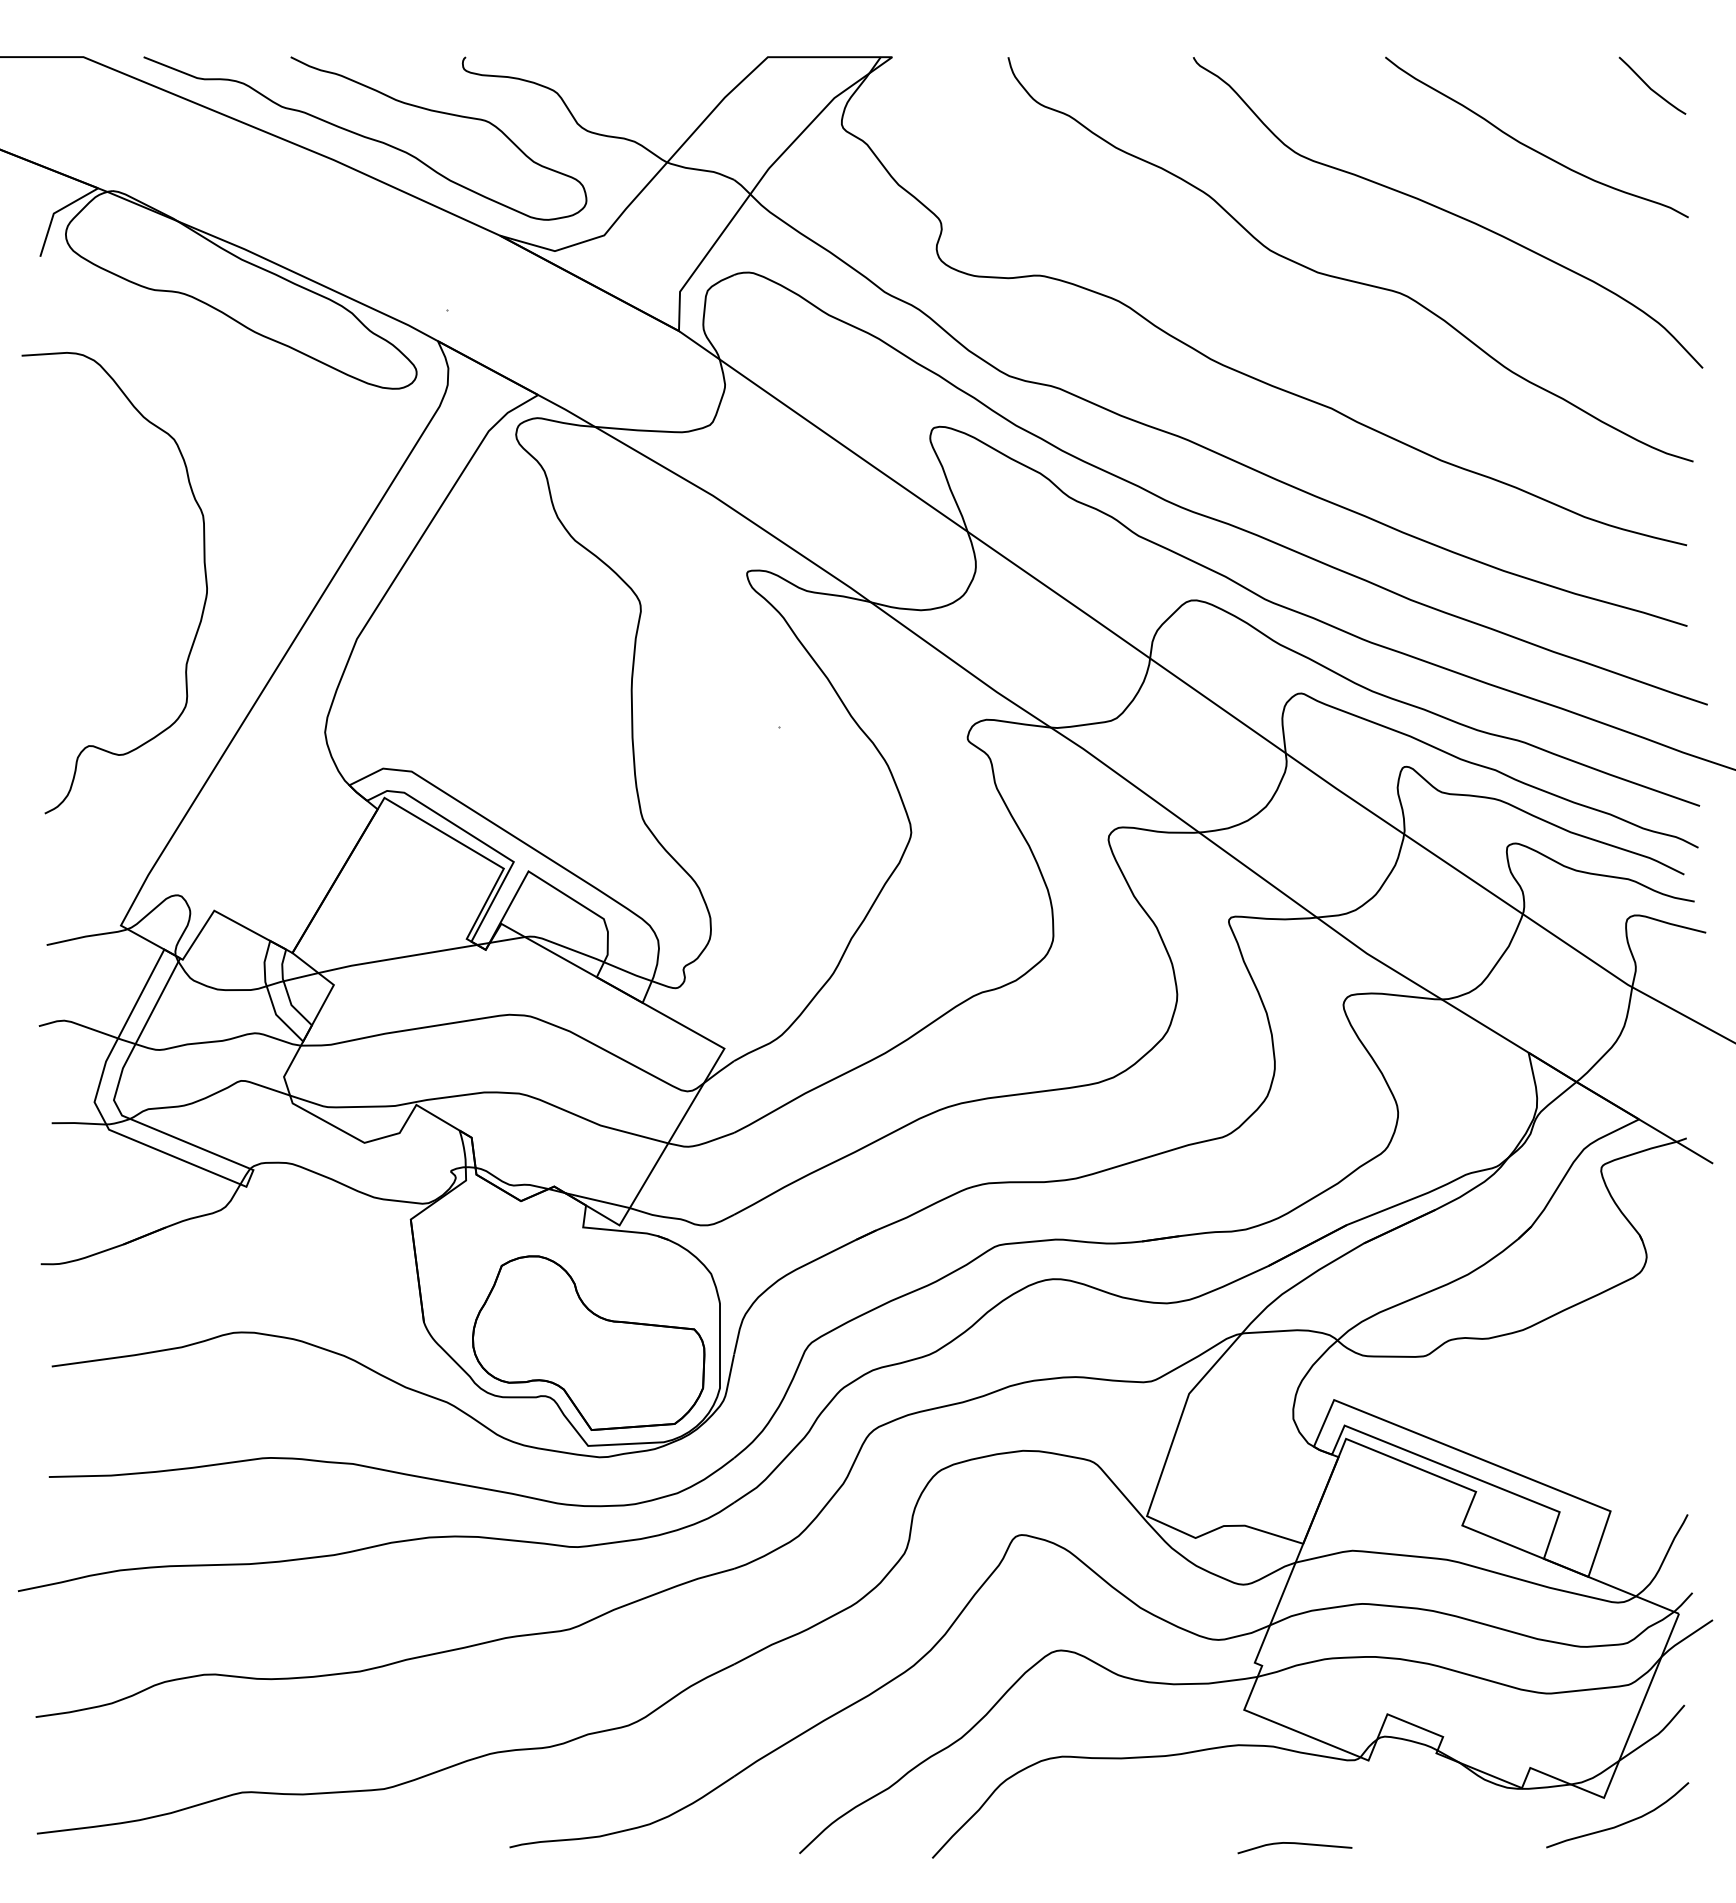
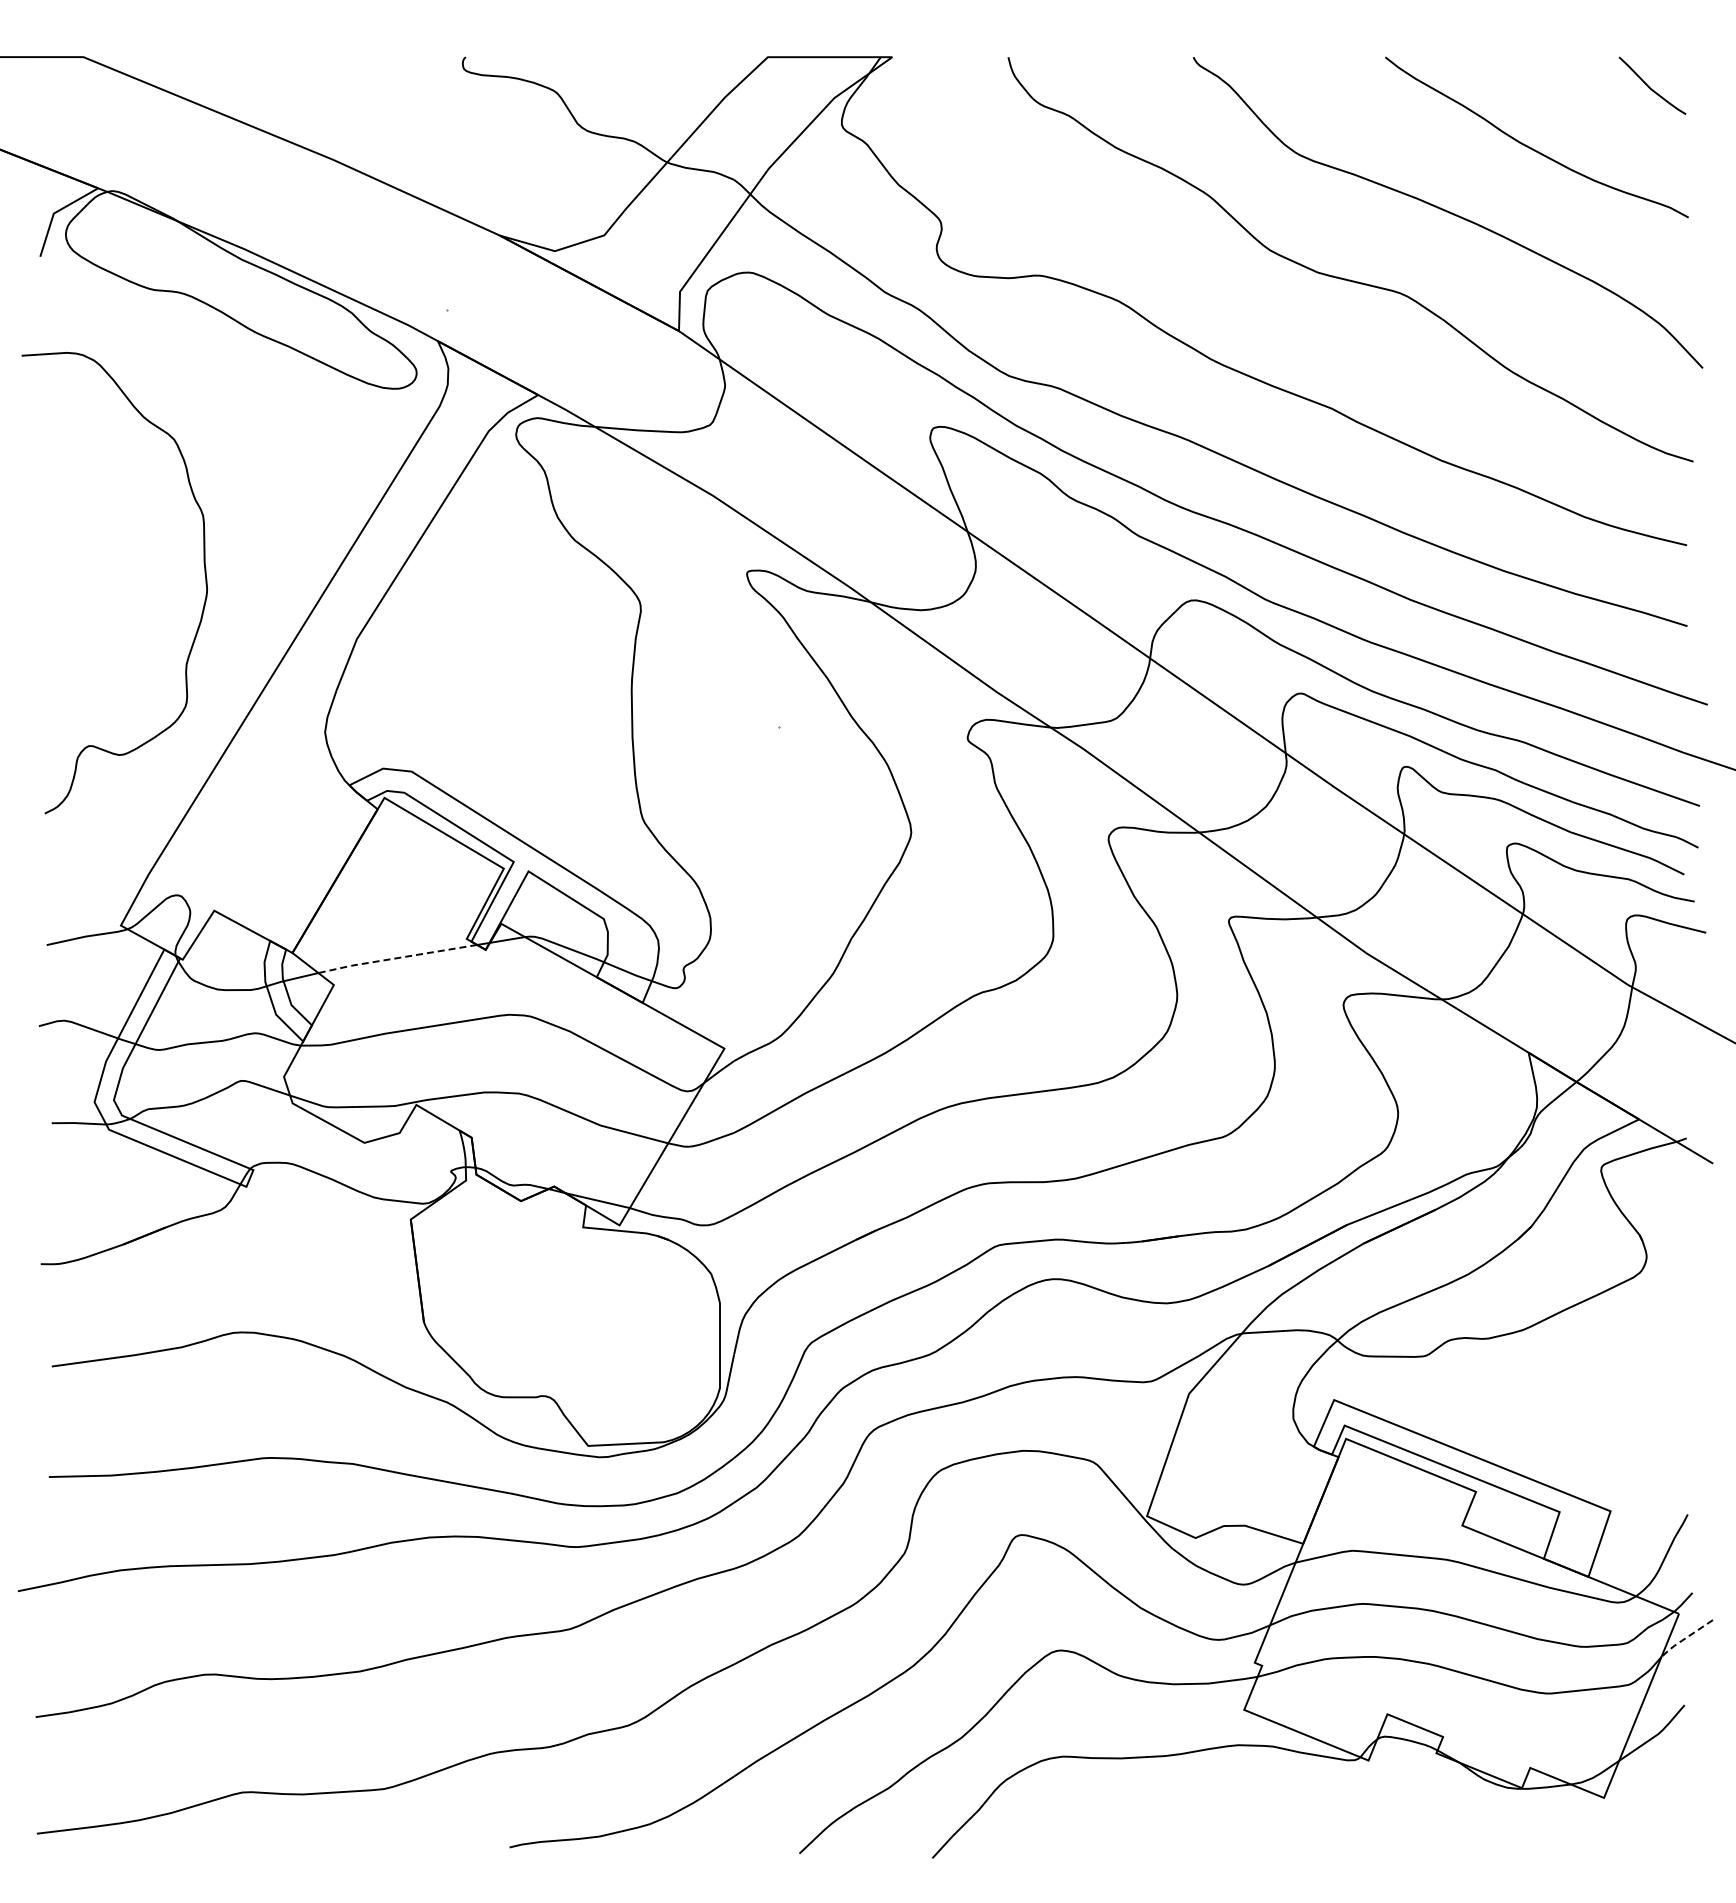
curve: present -> none (365, 138)
line: solid -> dashed (396, 958)
part: present -> none (588, 1342)
line: solid -> dashed (1685, 1638)
curve: present -> none (1621, 1823)
curve: present -> none (1294, 1844)
